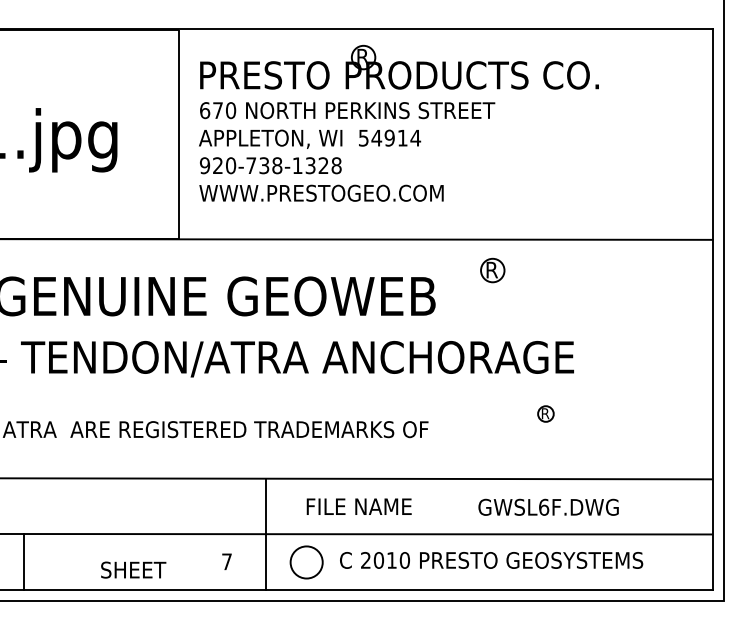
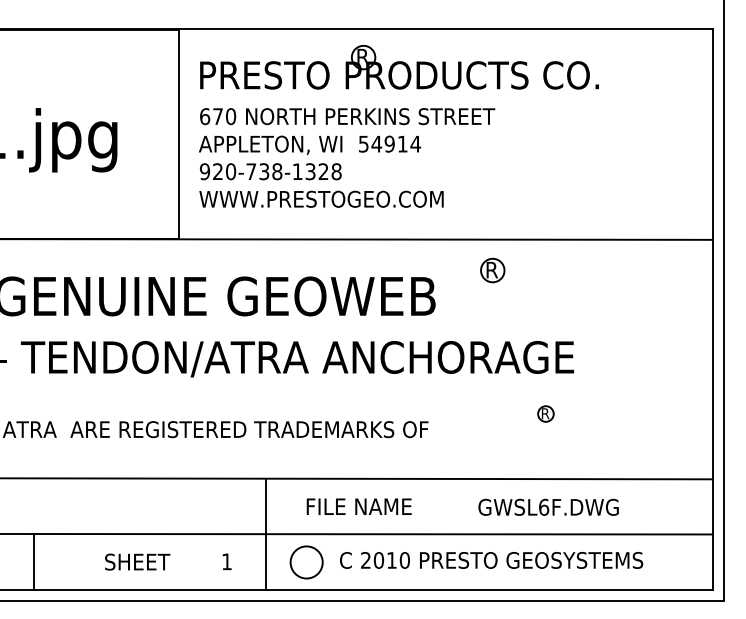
text position: (347, 151) -> (347, 157) (347, 157)
line position: (24, 561) -> (34, 561) (34, 561)
text: 7 -> 1 (226, 561)
text position: (133, 569) -> (137, 561) (137, 561)
